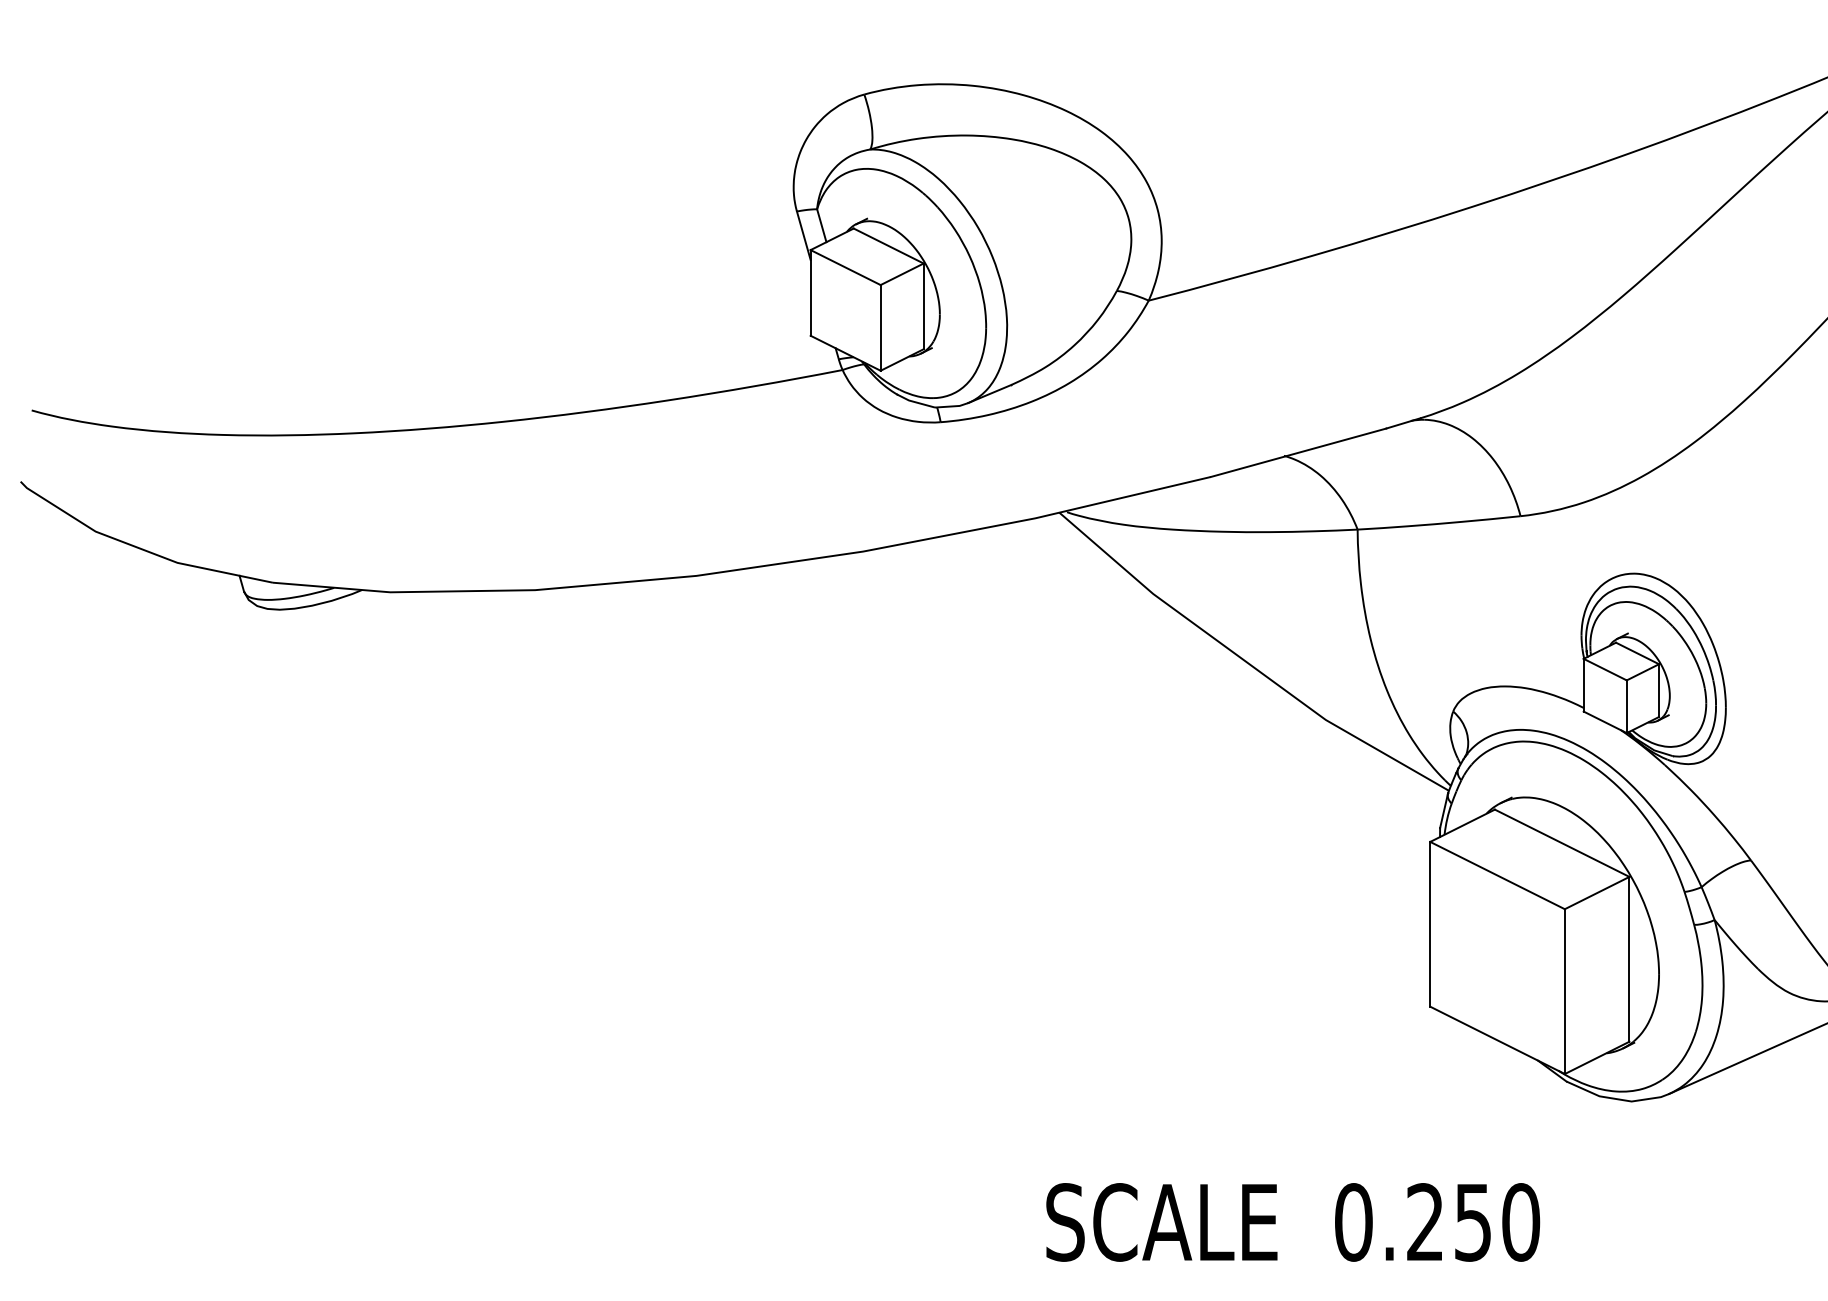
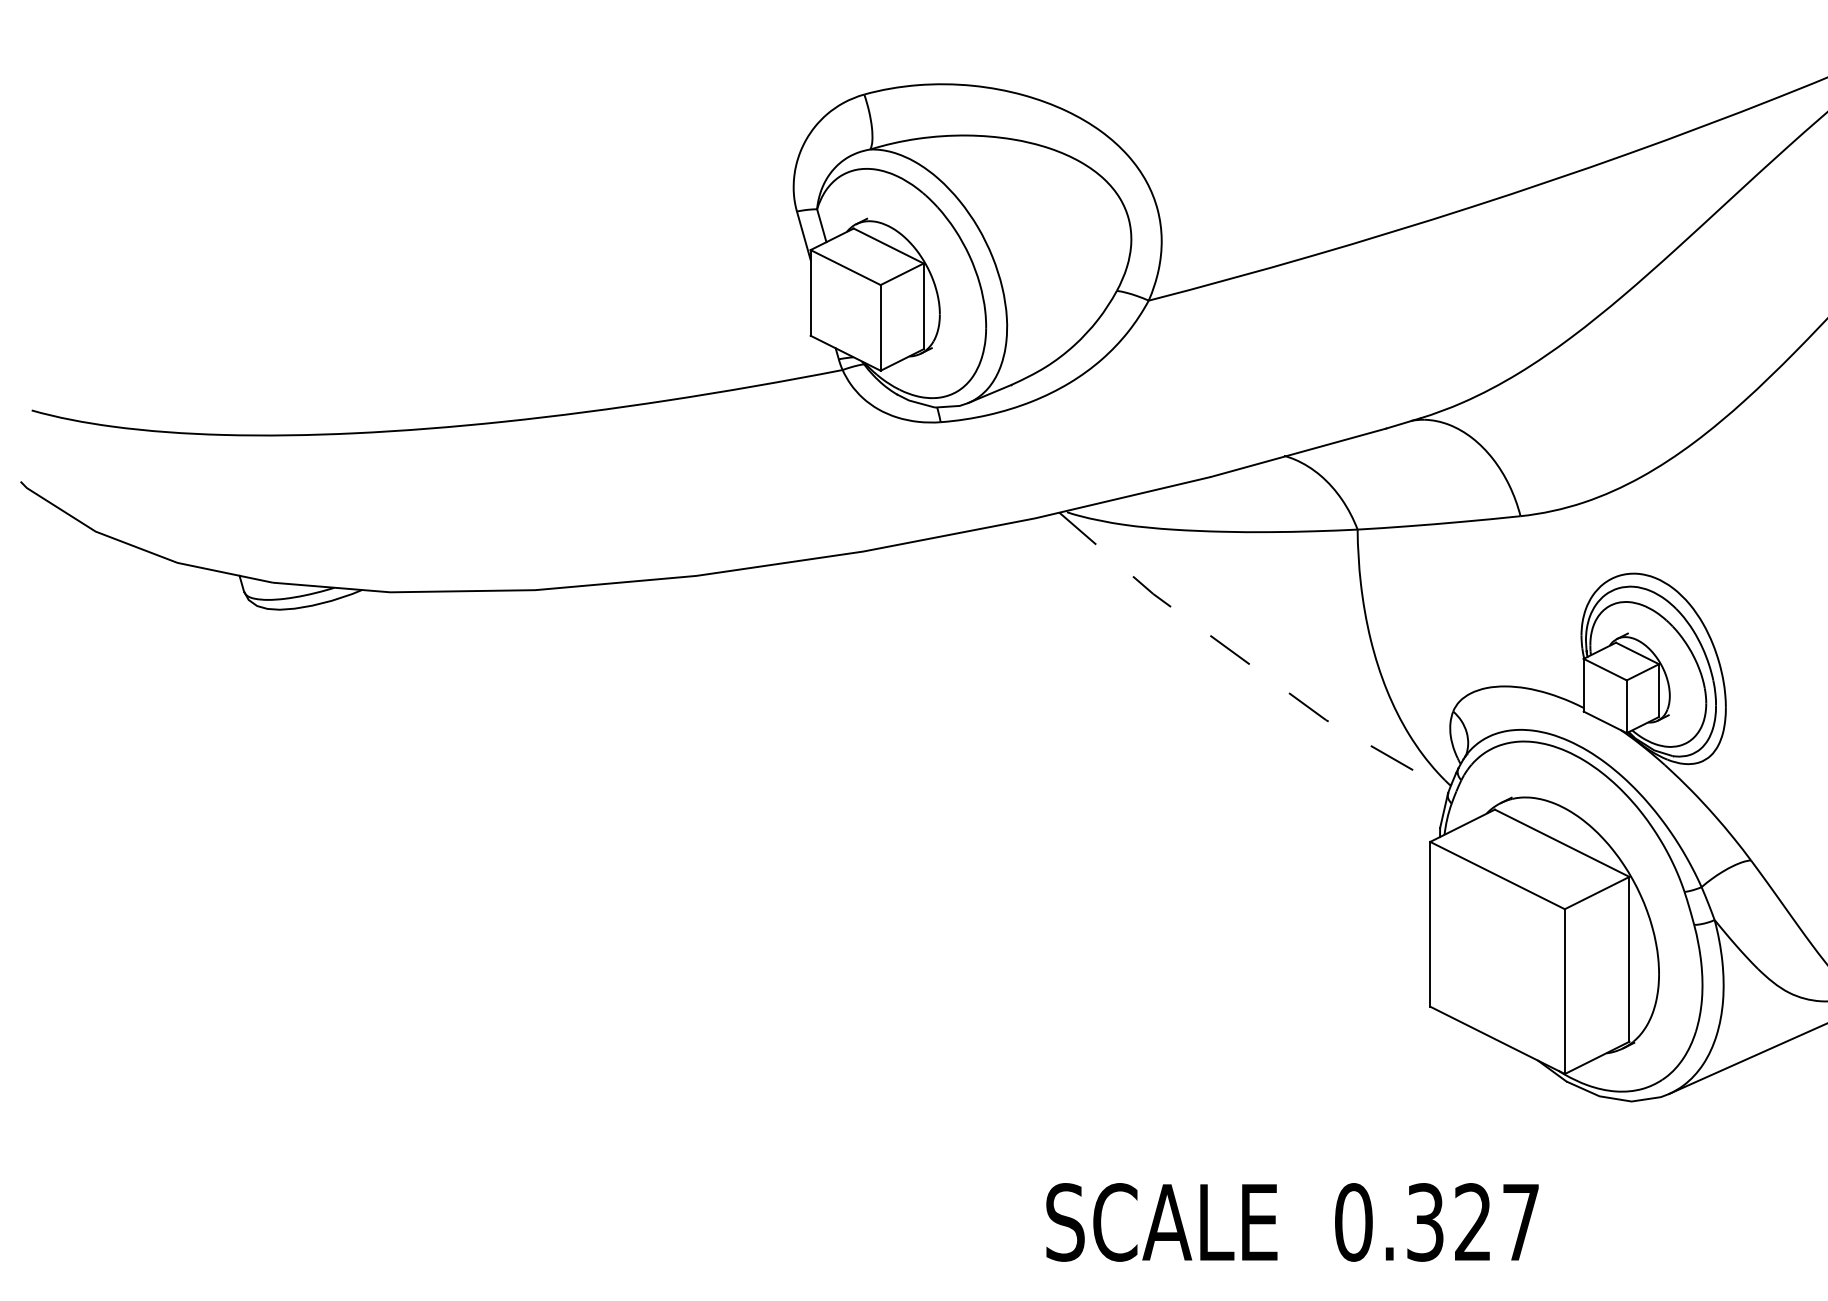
line: solid -> dashed (1246, 662)
text: 0.250 -> 0.327 (1473, 1222)
